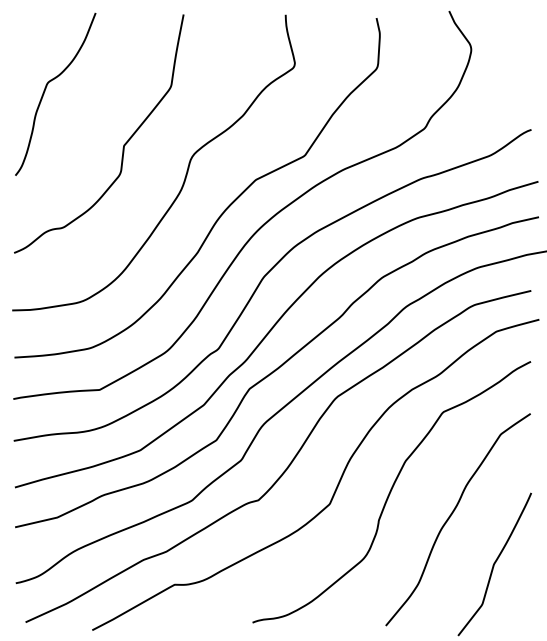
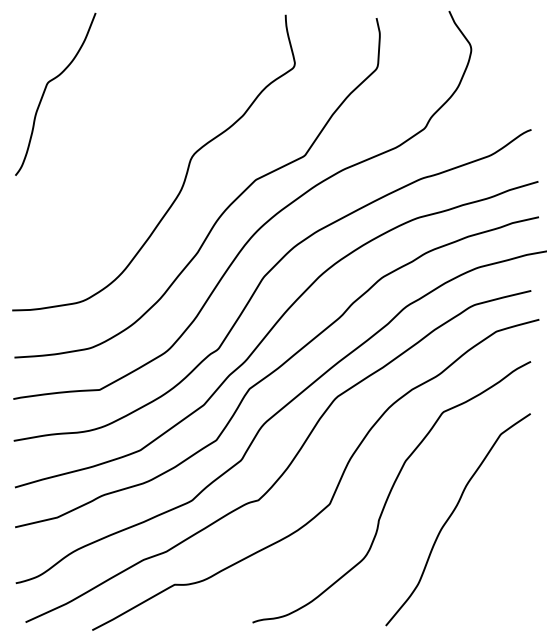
curve: present -> none (123, 144)
curve: present -> none (494, 564)
